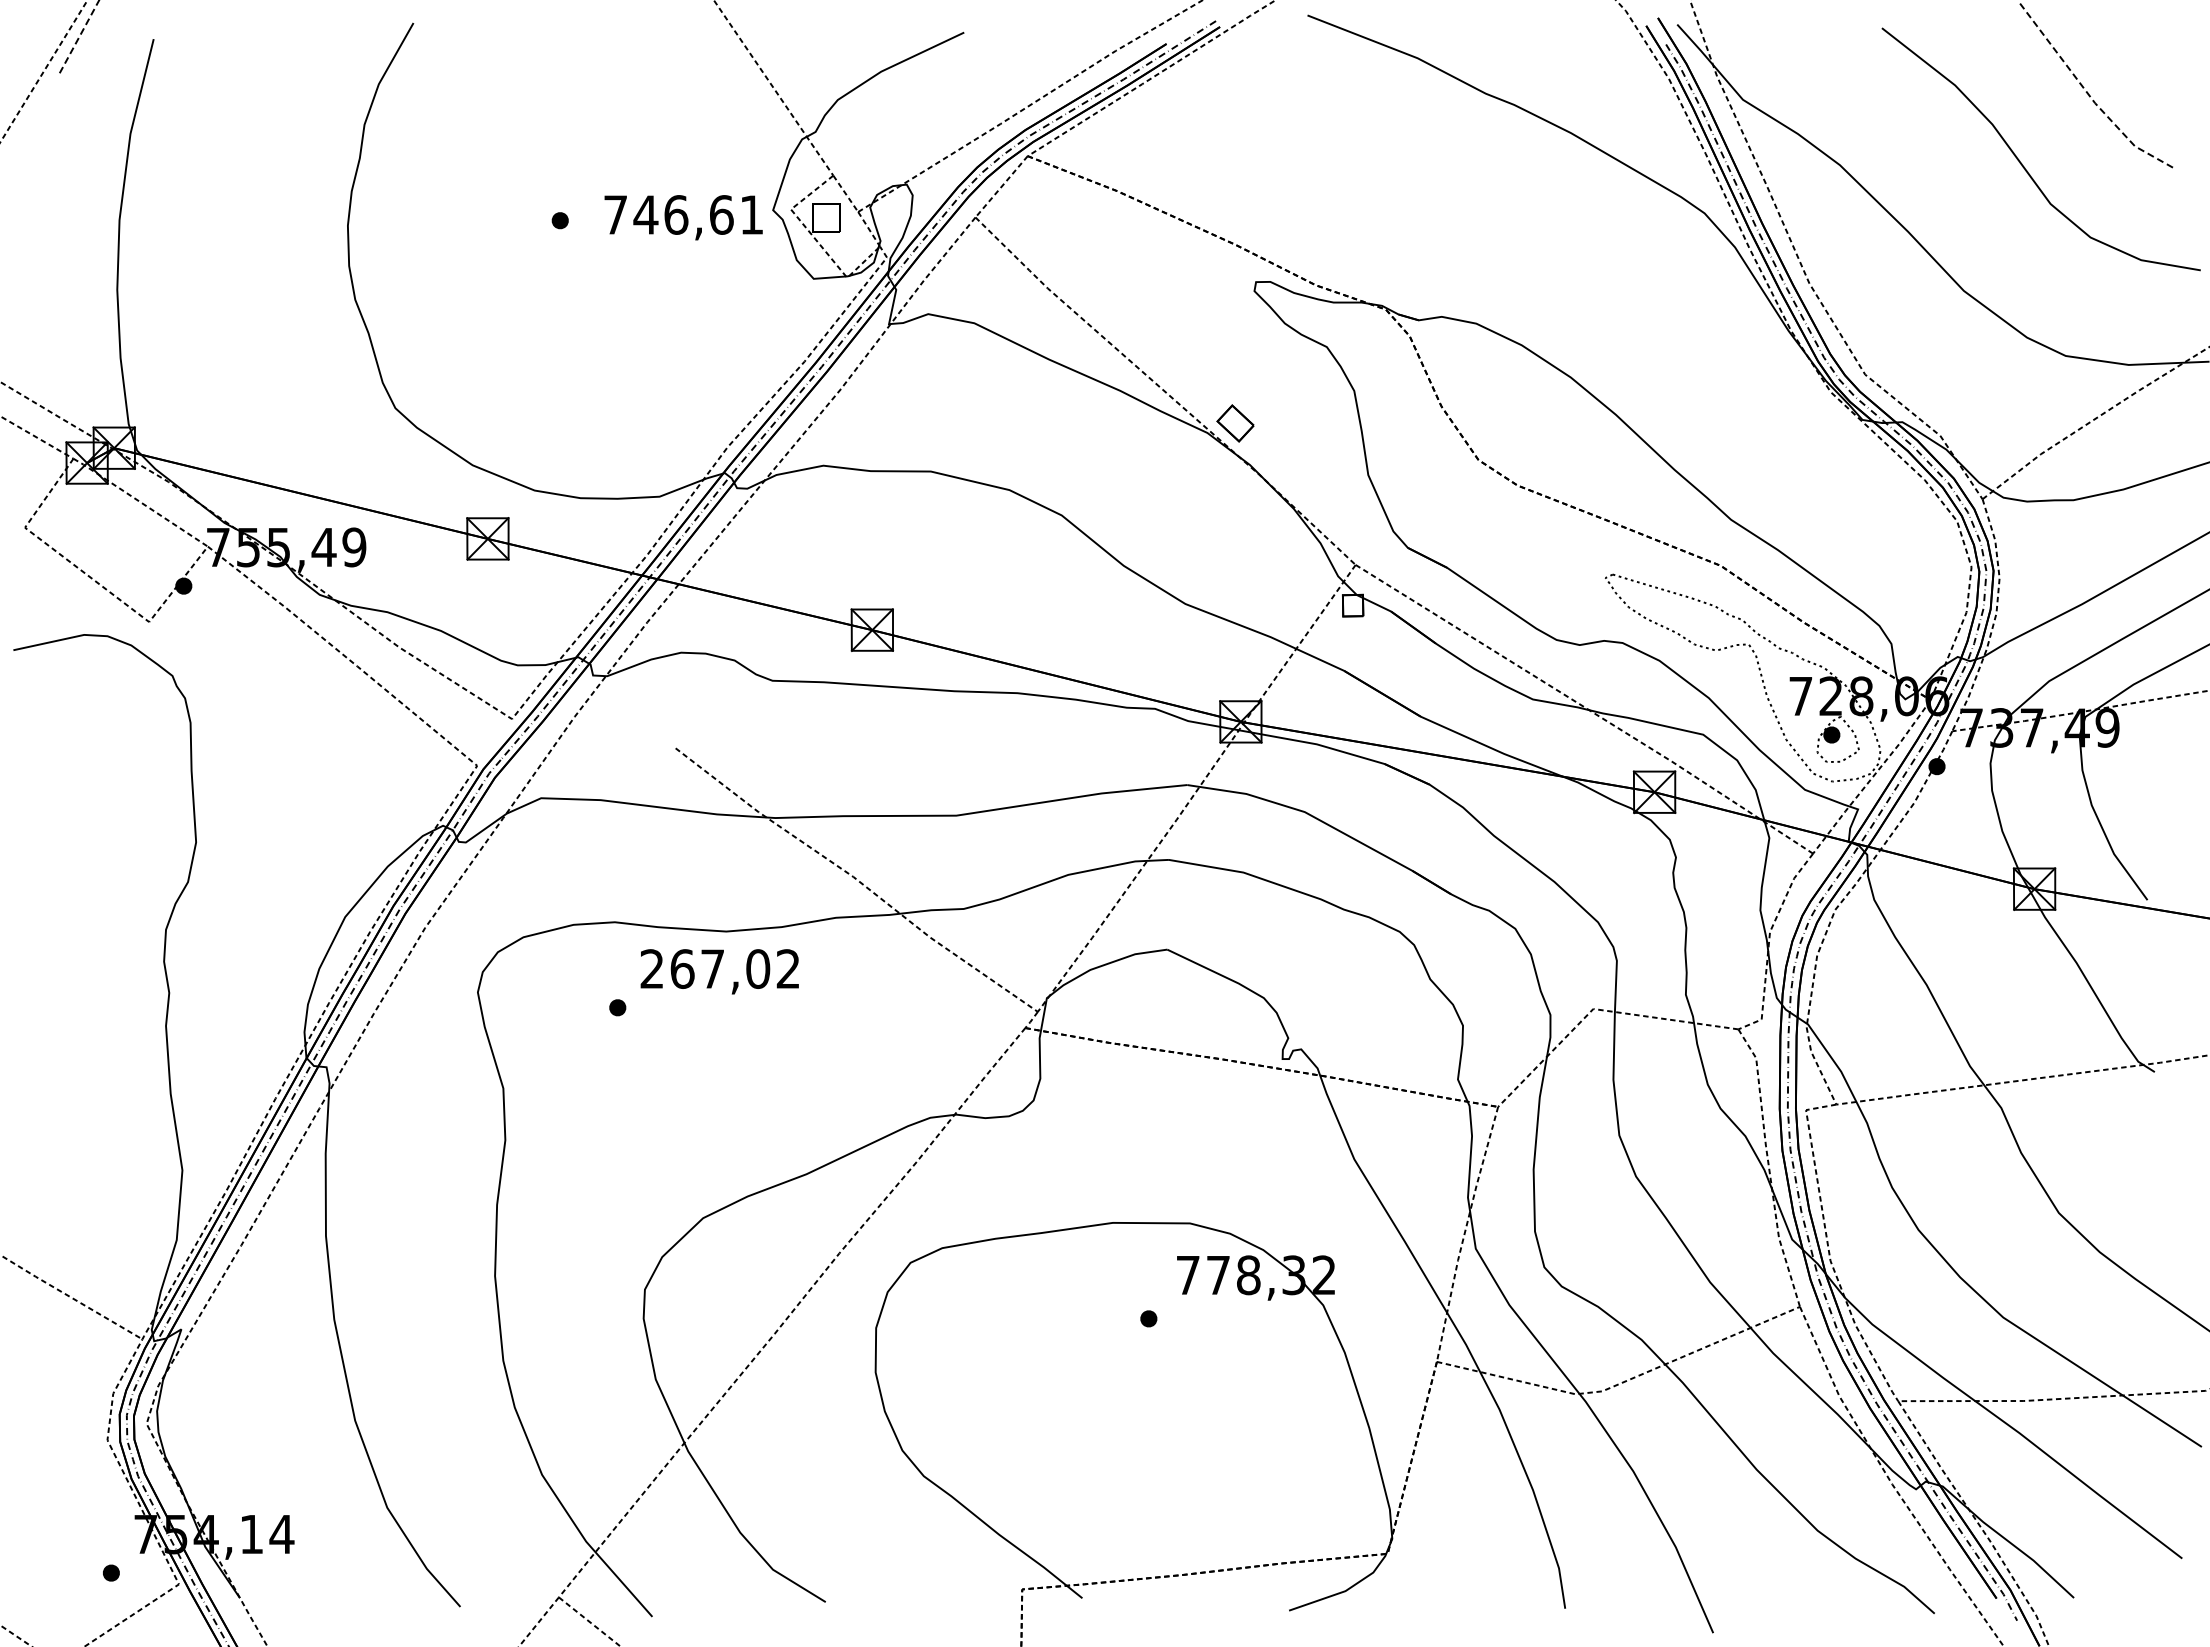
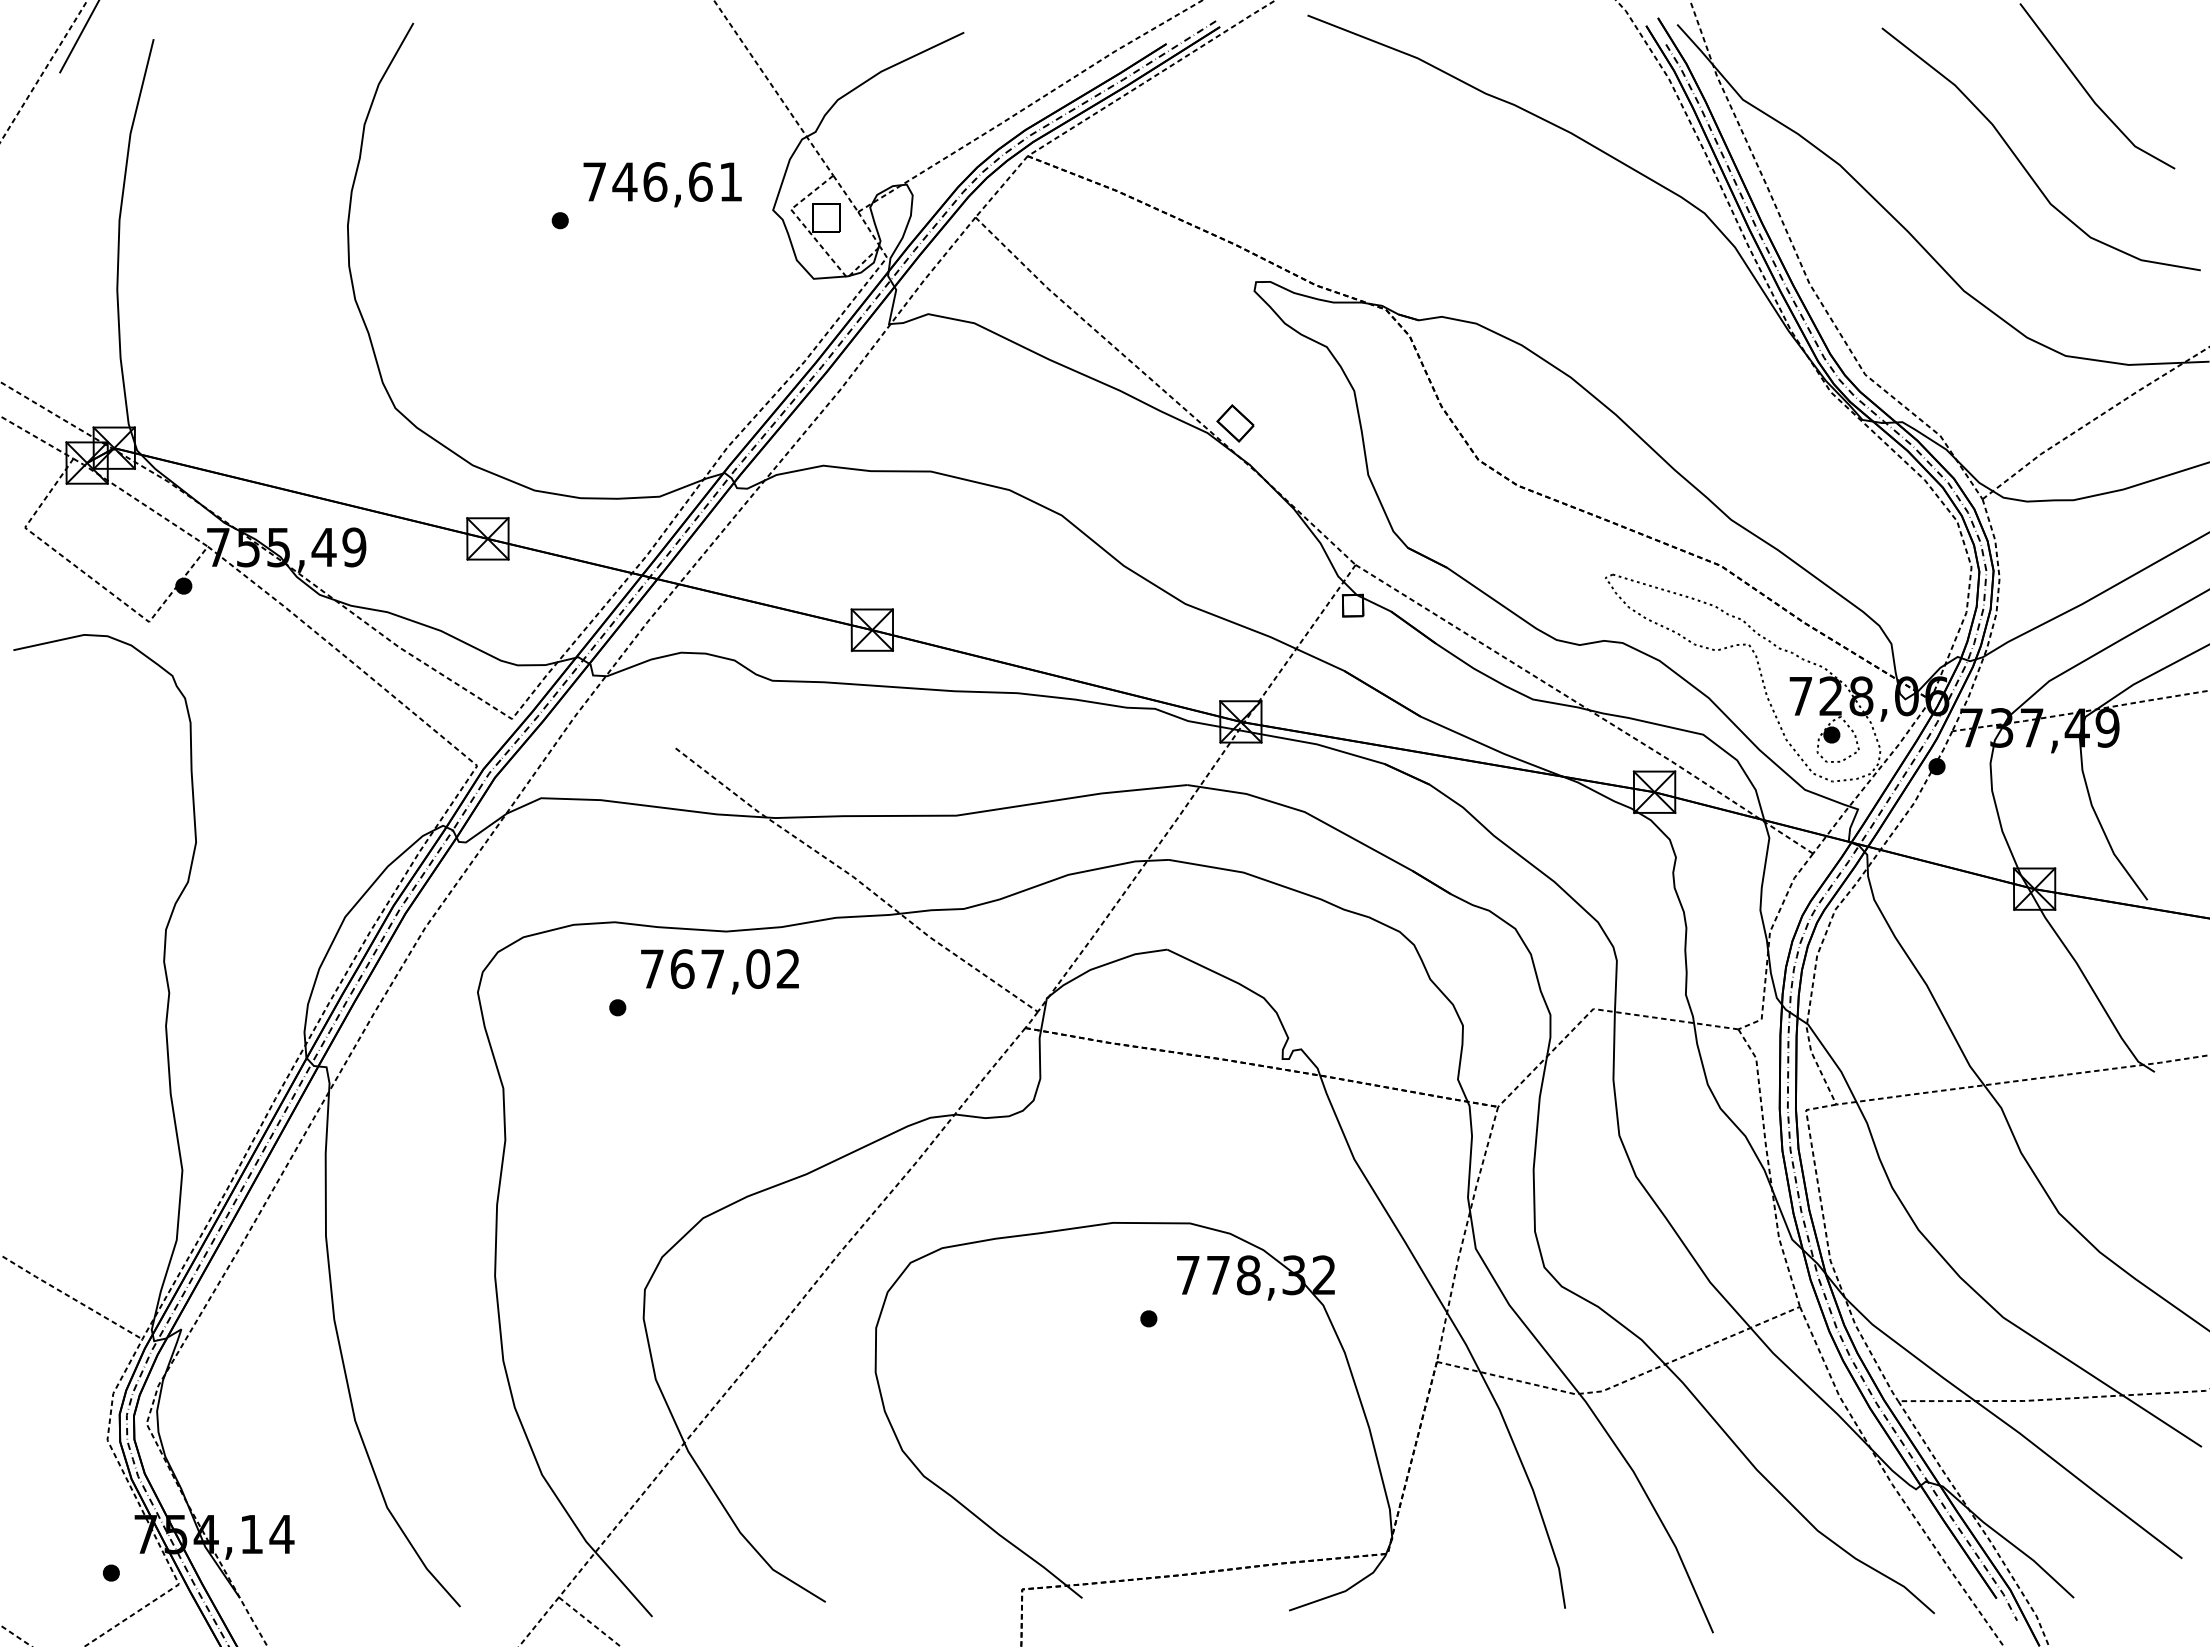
line: dashed -> solid (79, 36)
line: dashed -> solid (2089, 96)
text position: (683, 217) -> (662, 184) (662, 184)
text: 267,02 -> 767,02 (651, 968)
